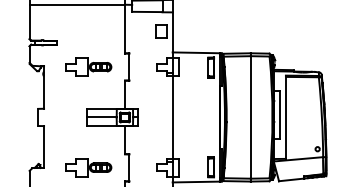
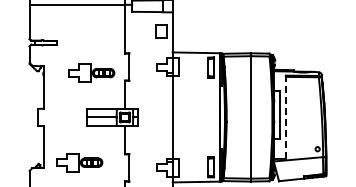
part position: (88, 66) -> (91, 72) (91, 72)
line: solid -> dashed (285, 117)
part position: (88, 167) -> (79, 162) (79, 162)
